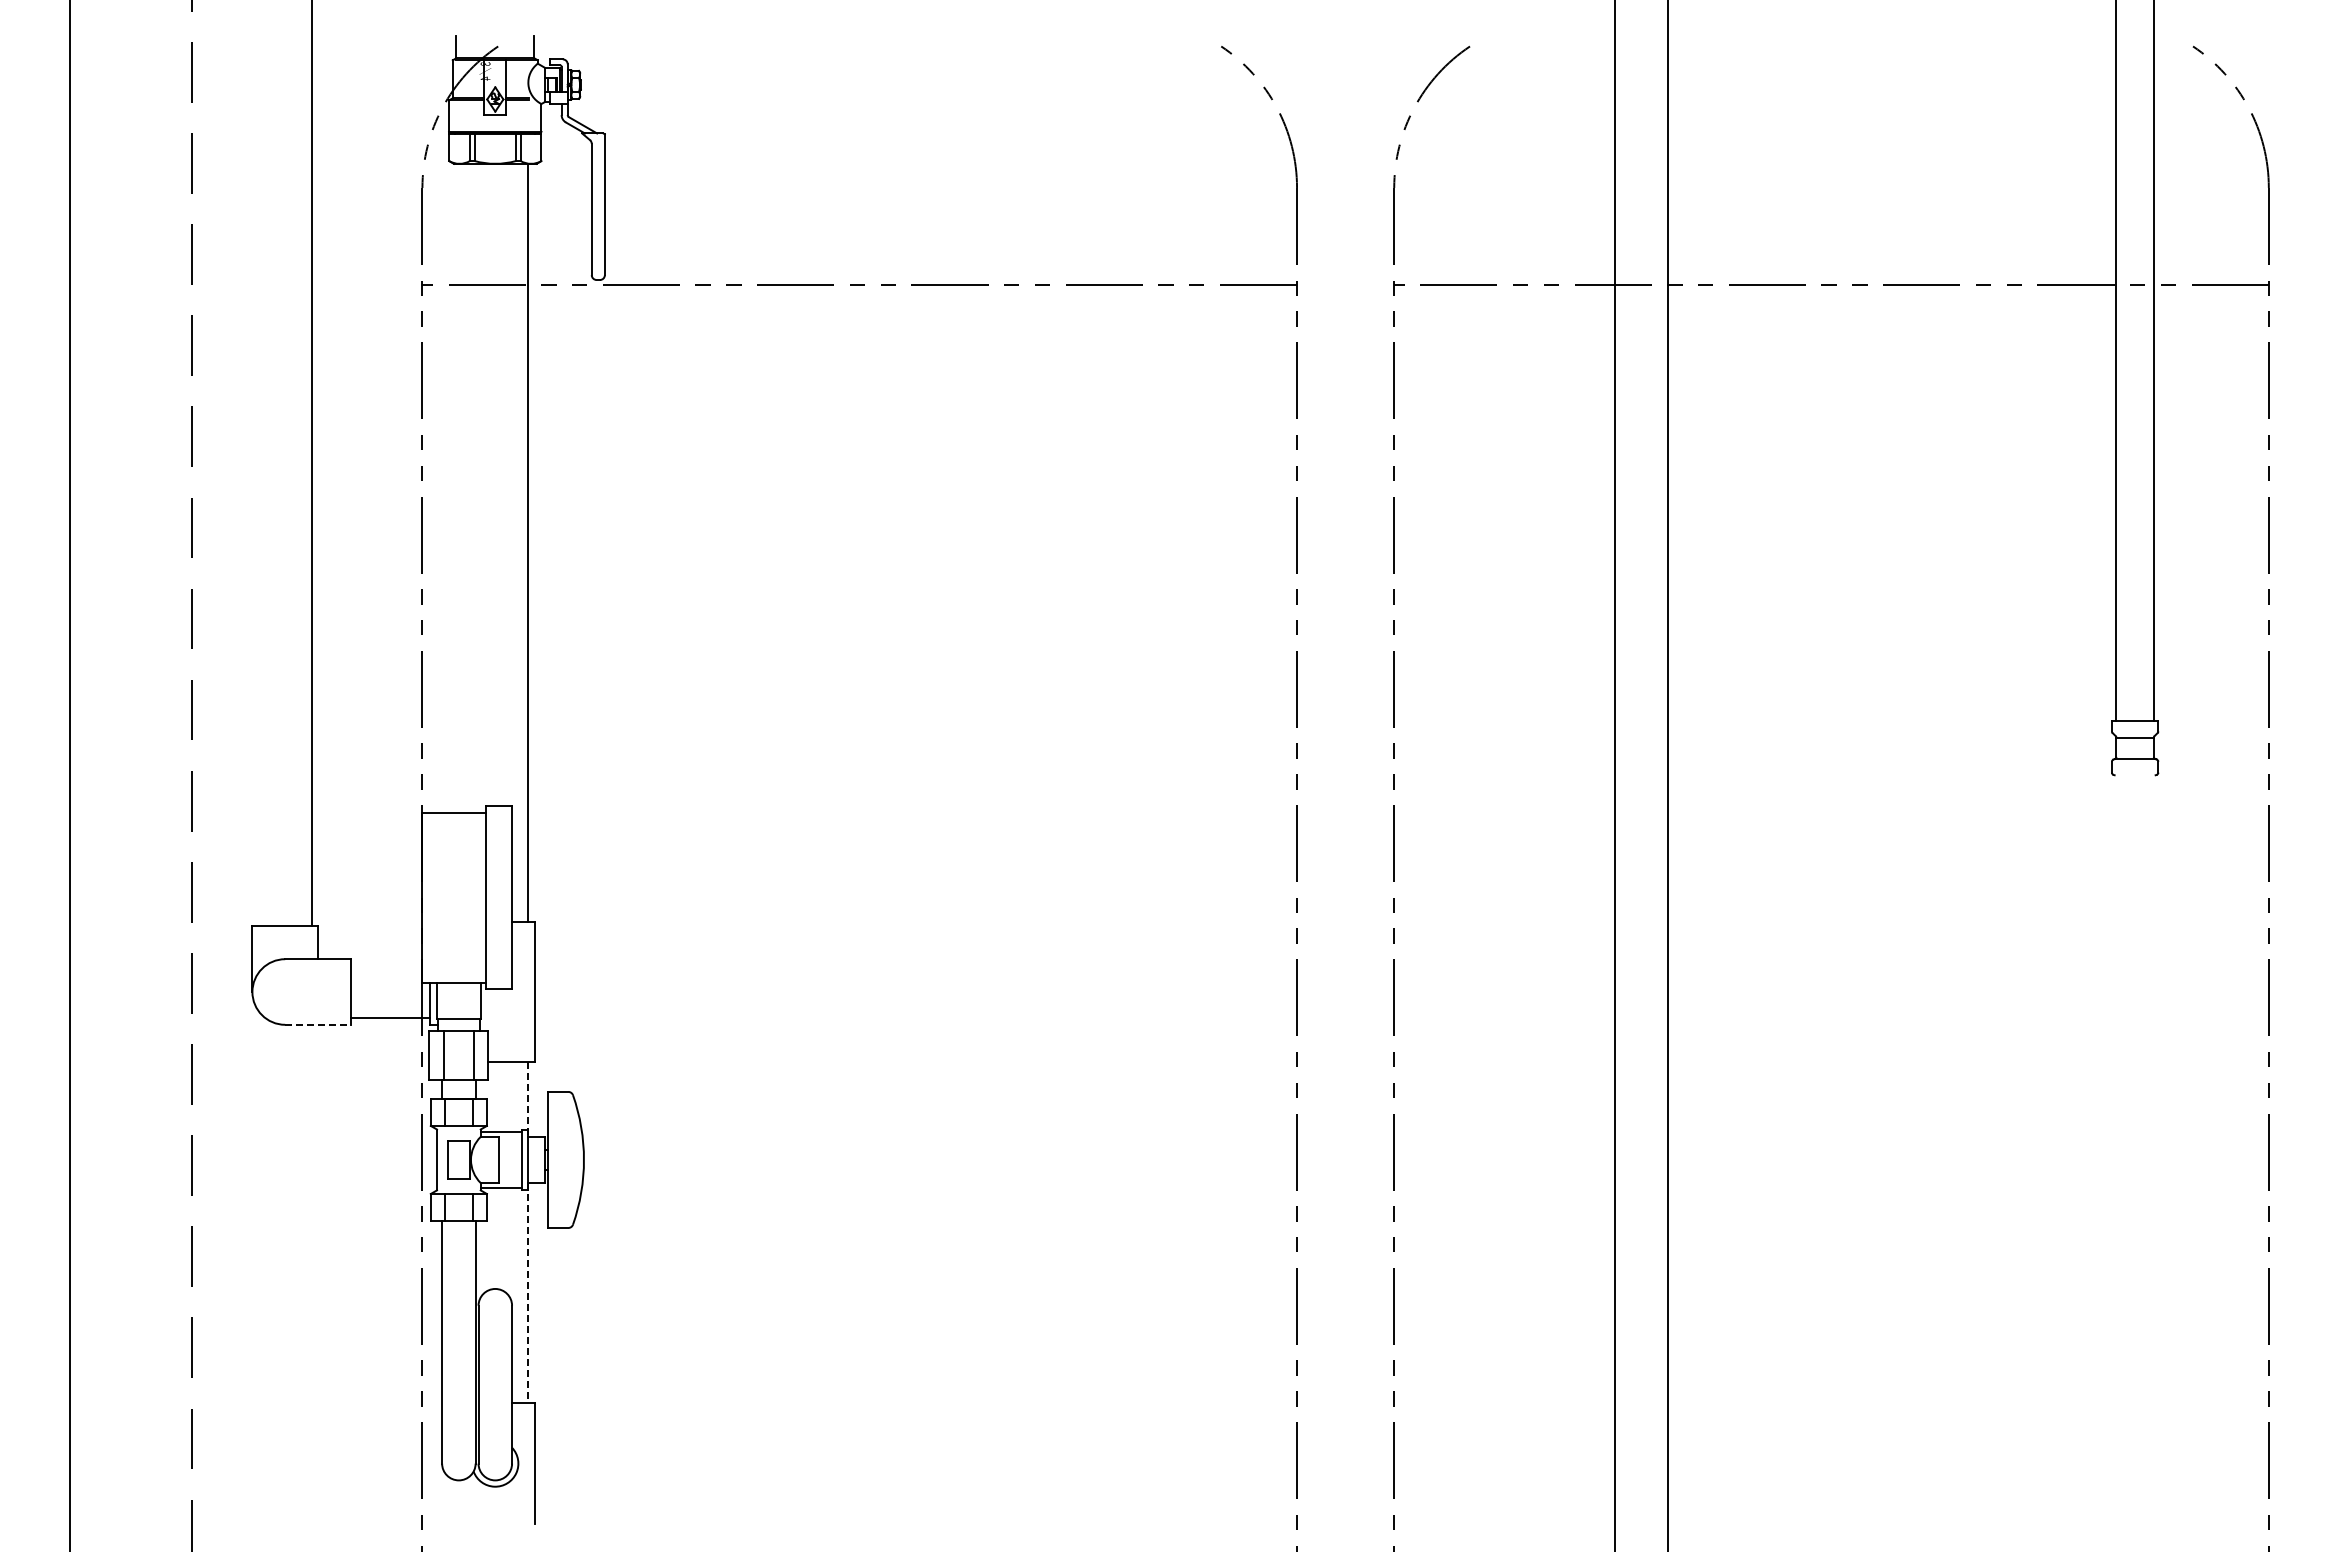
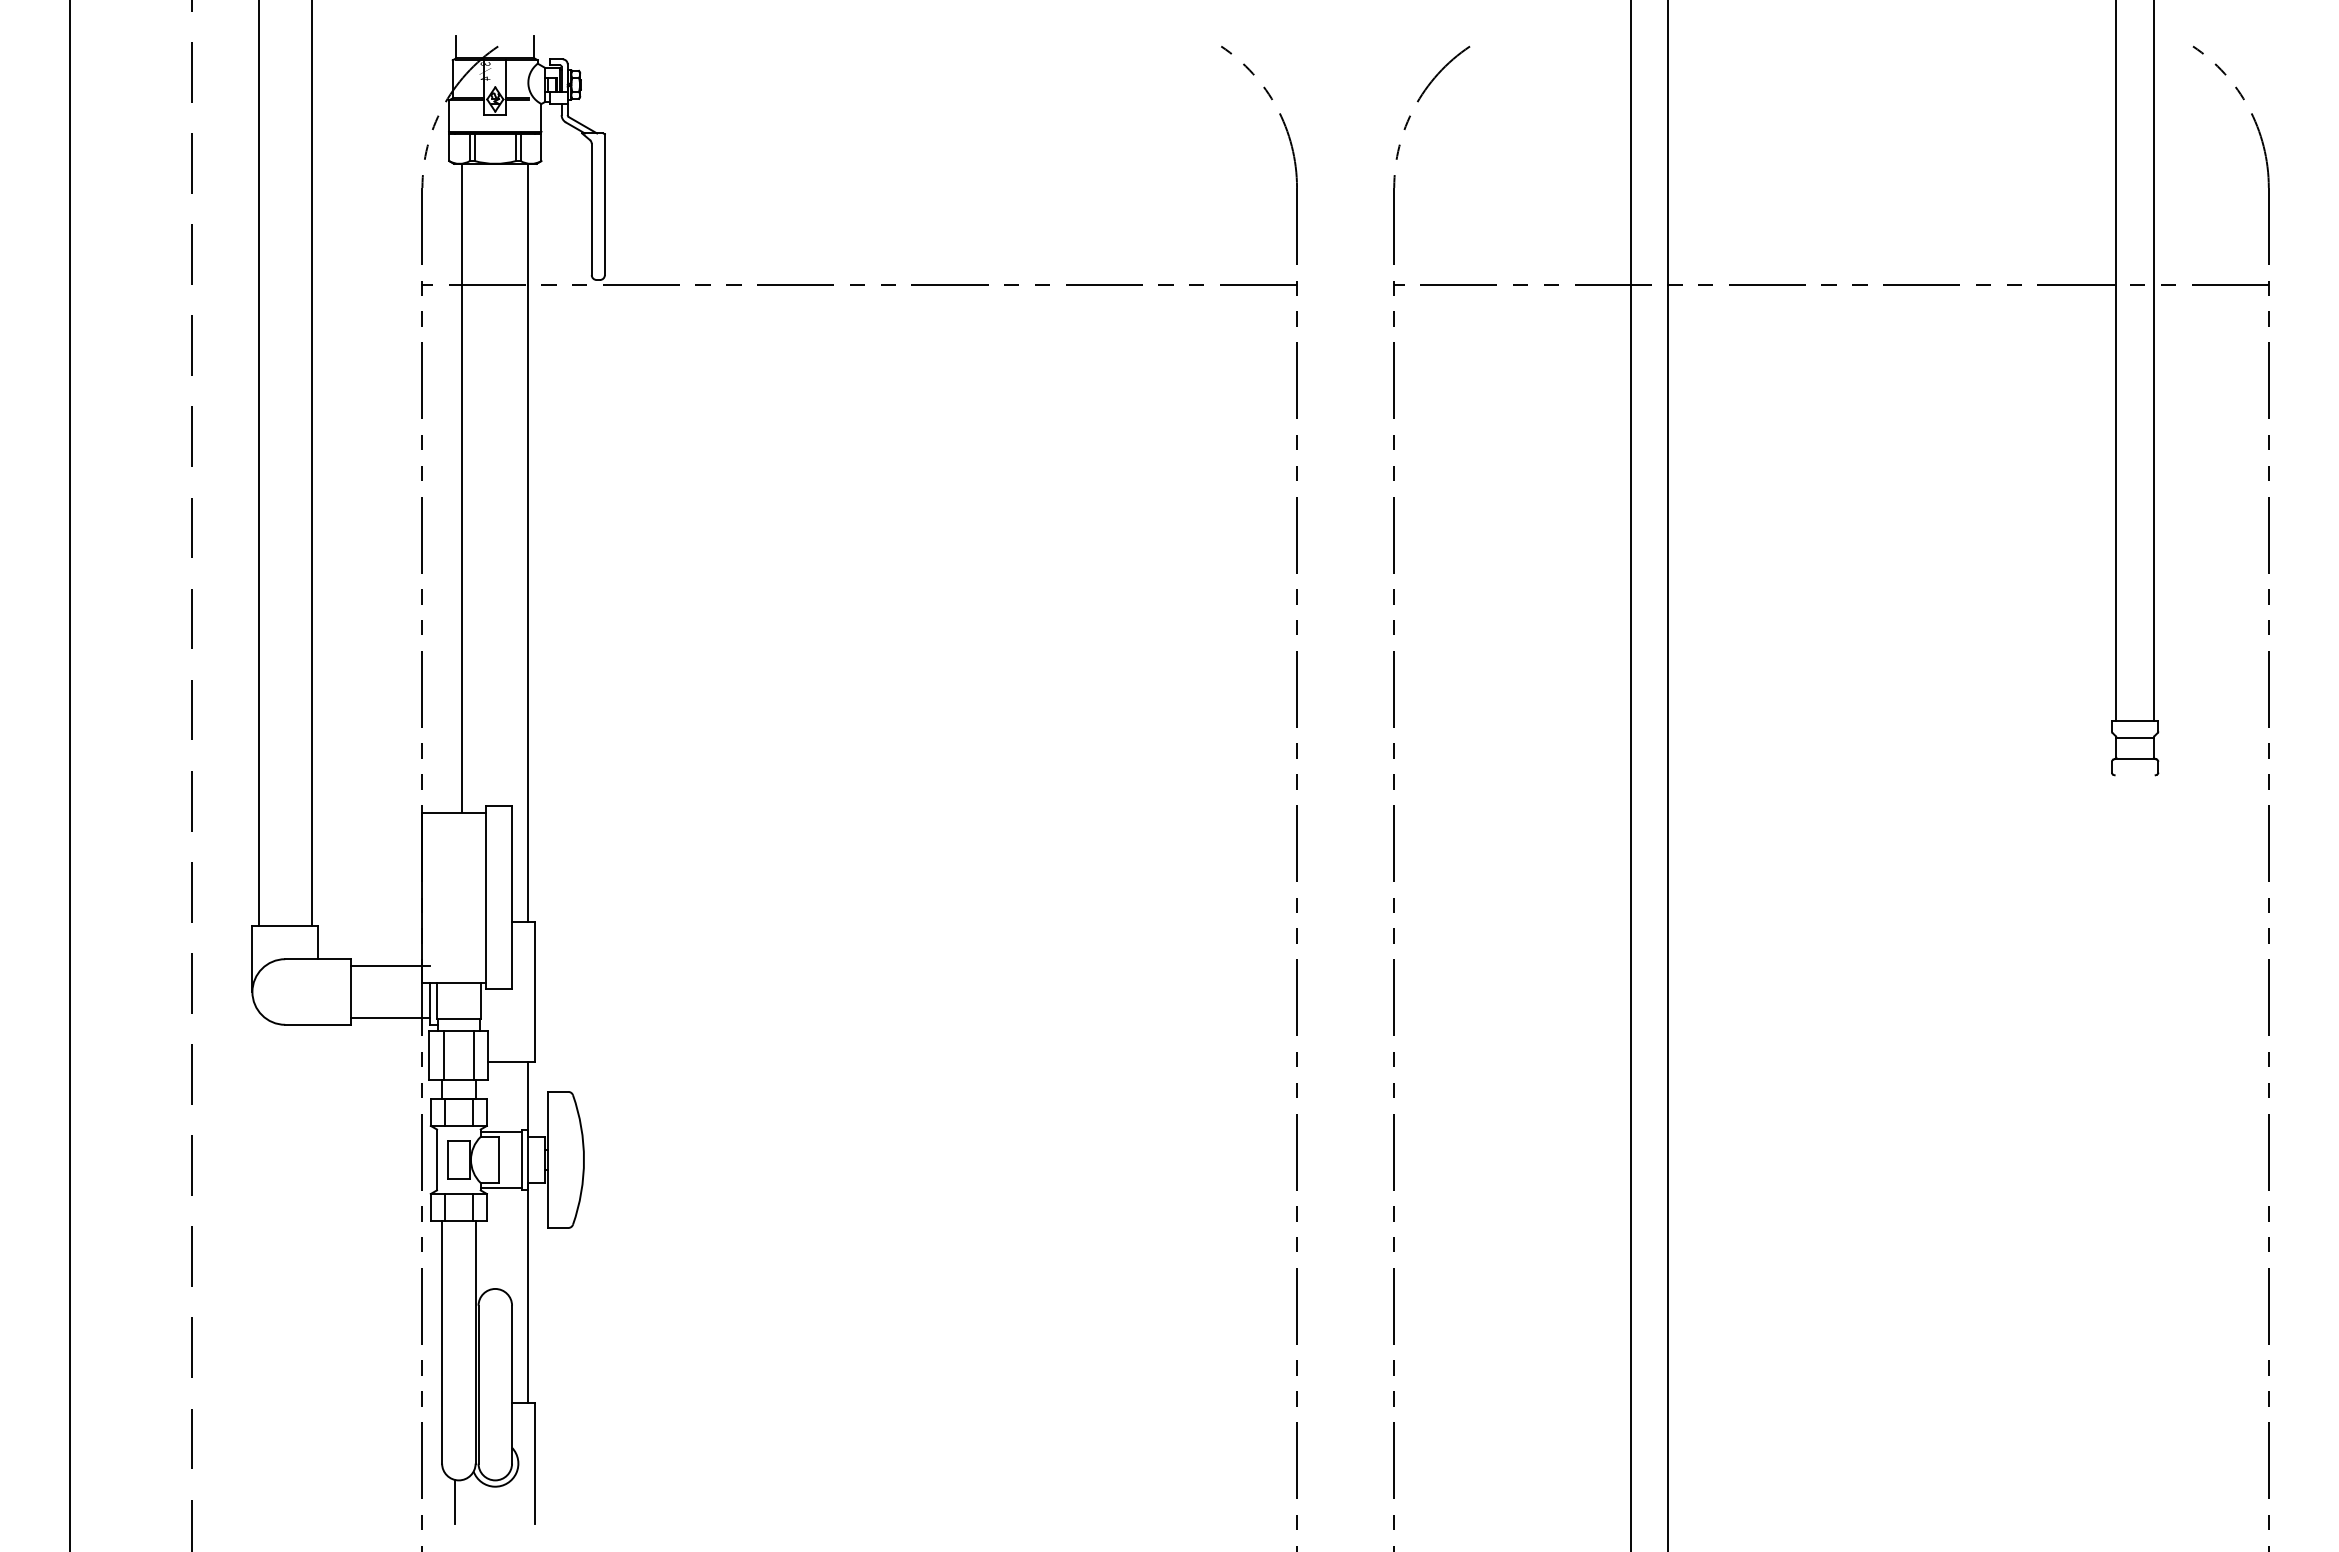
line: none -> present (258, 464)
line: none -> present (462, 487)
line position: (1614, 775) -> (1630, 775) (1630, 775)
line: none -> present (389, 965)
line: dashed -> solid (318, 1024)
line: dashed -> solid (528, 1100)
line: dashed -> solid (528, 1292)
line: none -> present (455, 1501)
